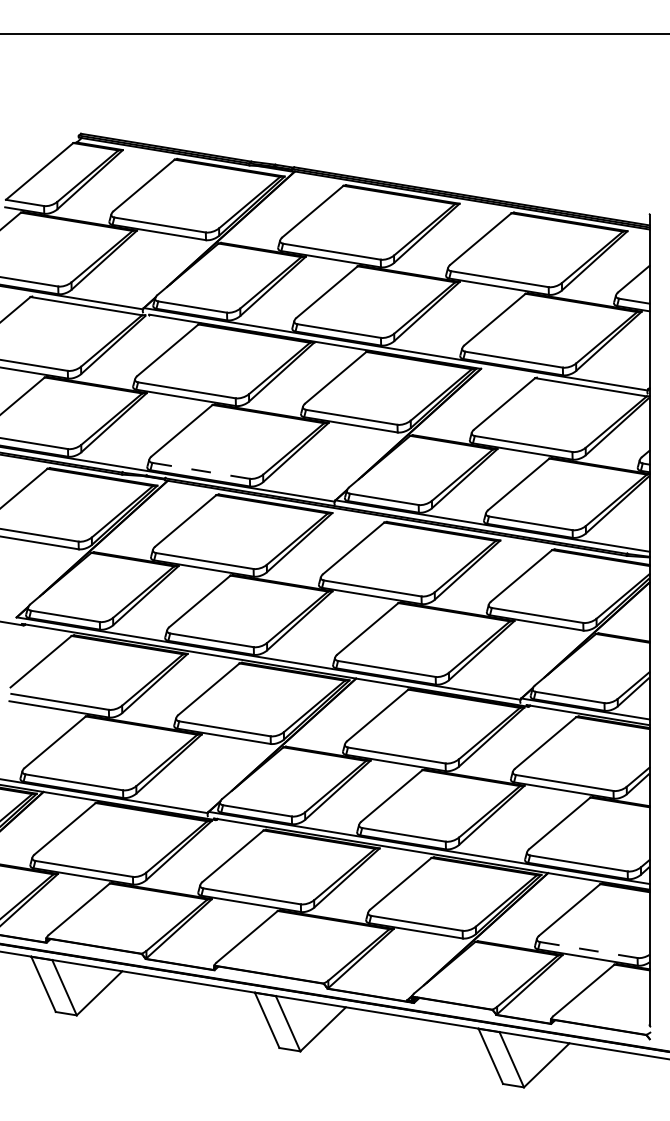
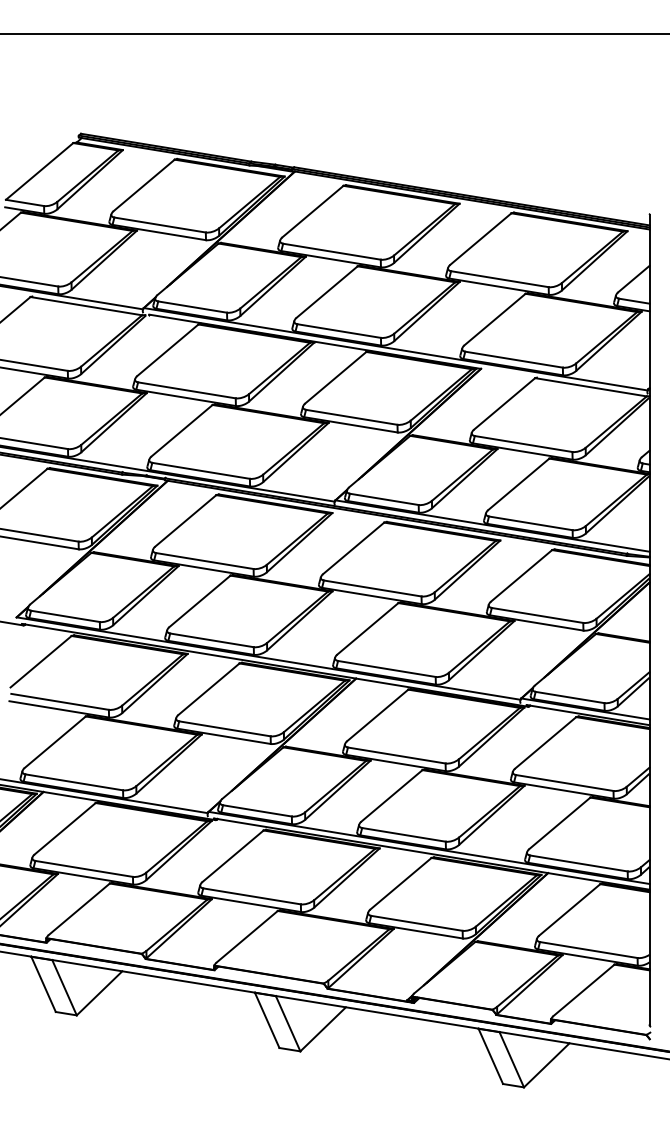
line: dashed -> solid (200, 470)
line: dashed -> solid (588, 949)
